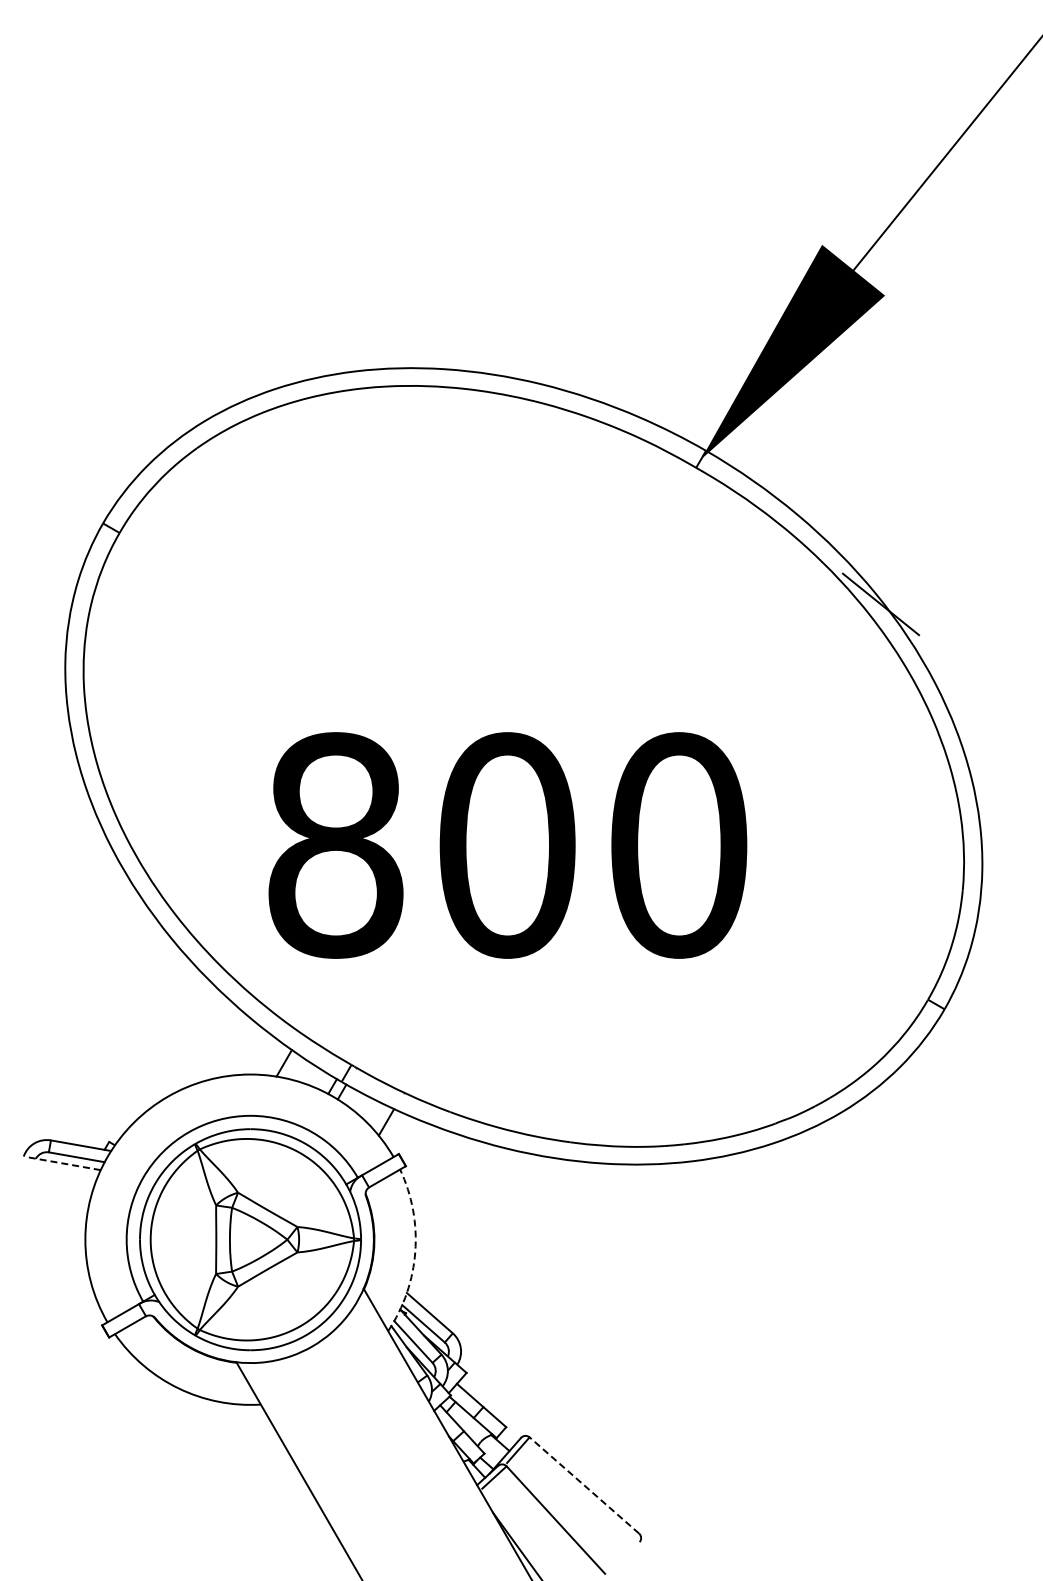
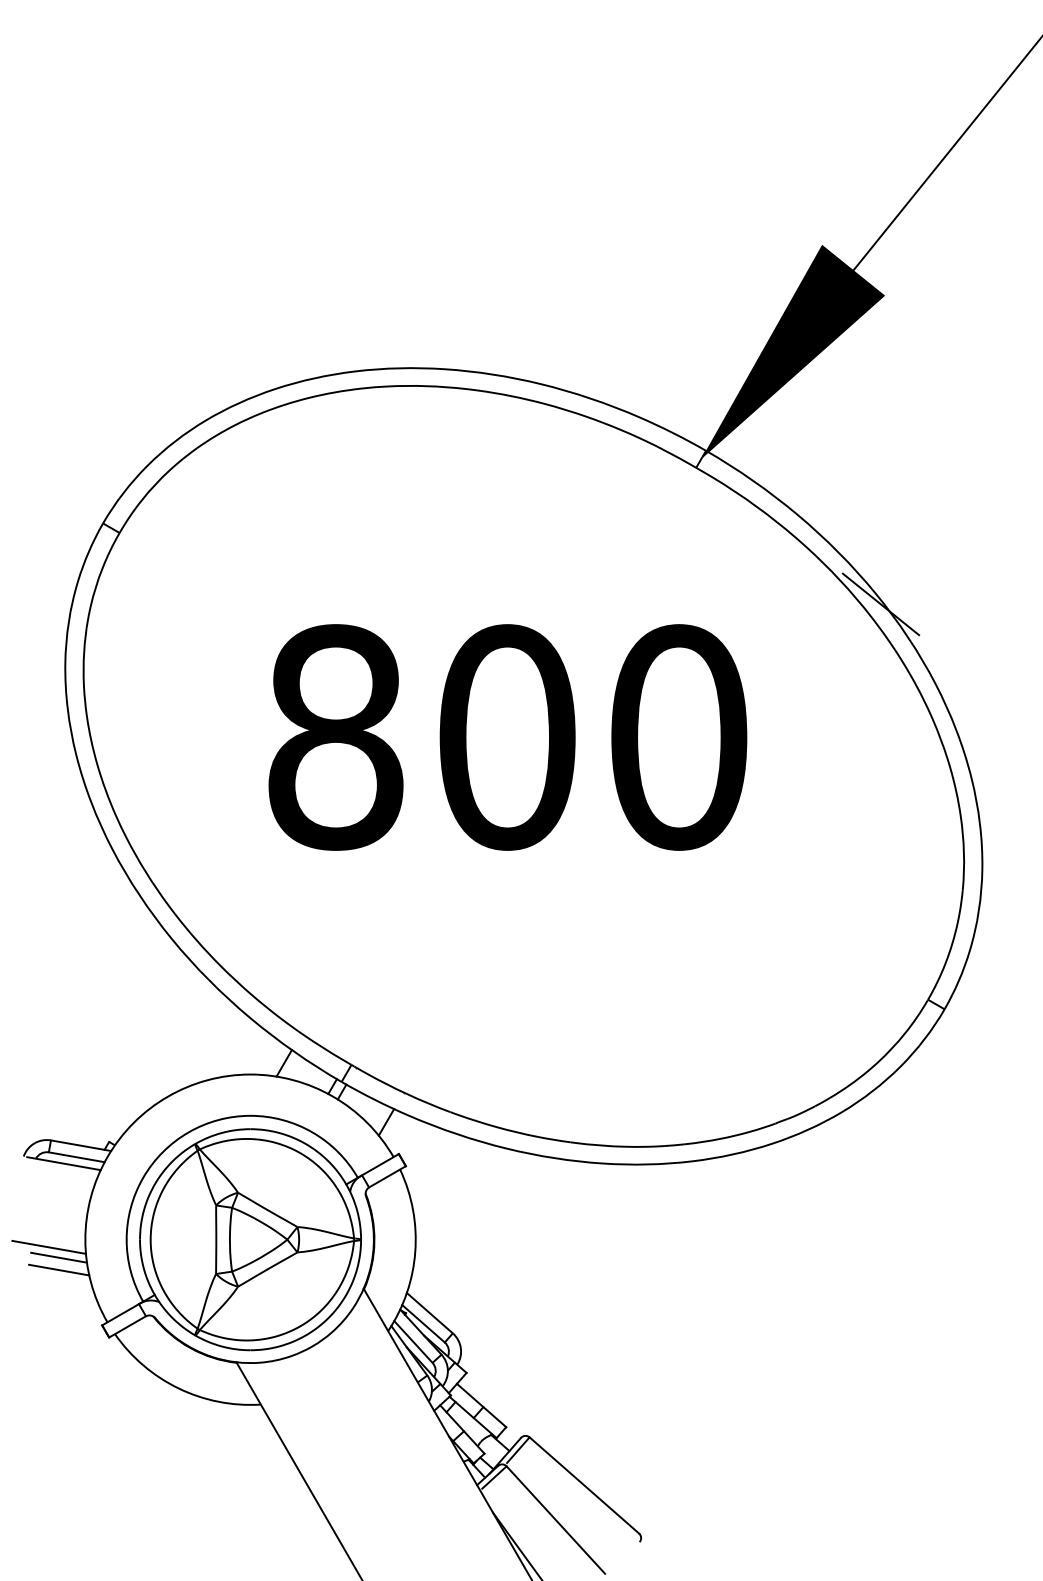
text position: (507, 845) -> (507, 737) (507, 737)
line: dashed -> solid (63, 1163)
line: none -> present (48, 1246)
arc: dashed -> solid (415, 1251)
line: none -> present (58, 1257)
line: none -> present (59, 1269)
line: dashed -> solid (584, 1485)
